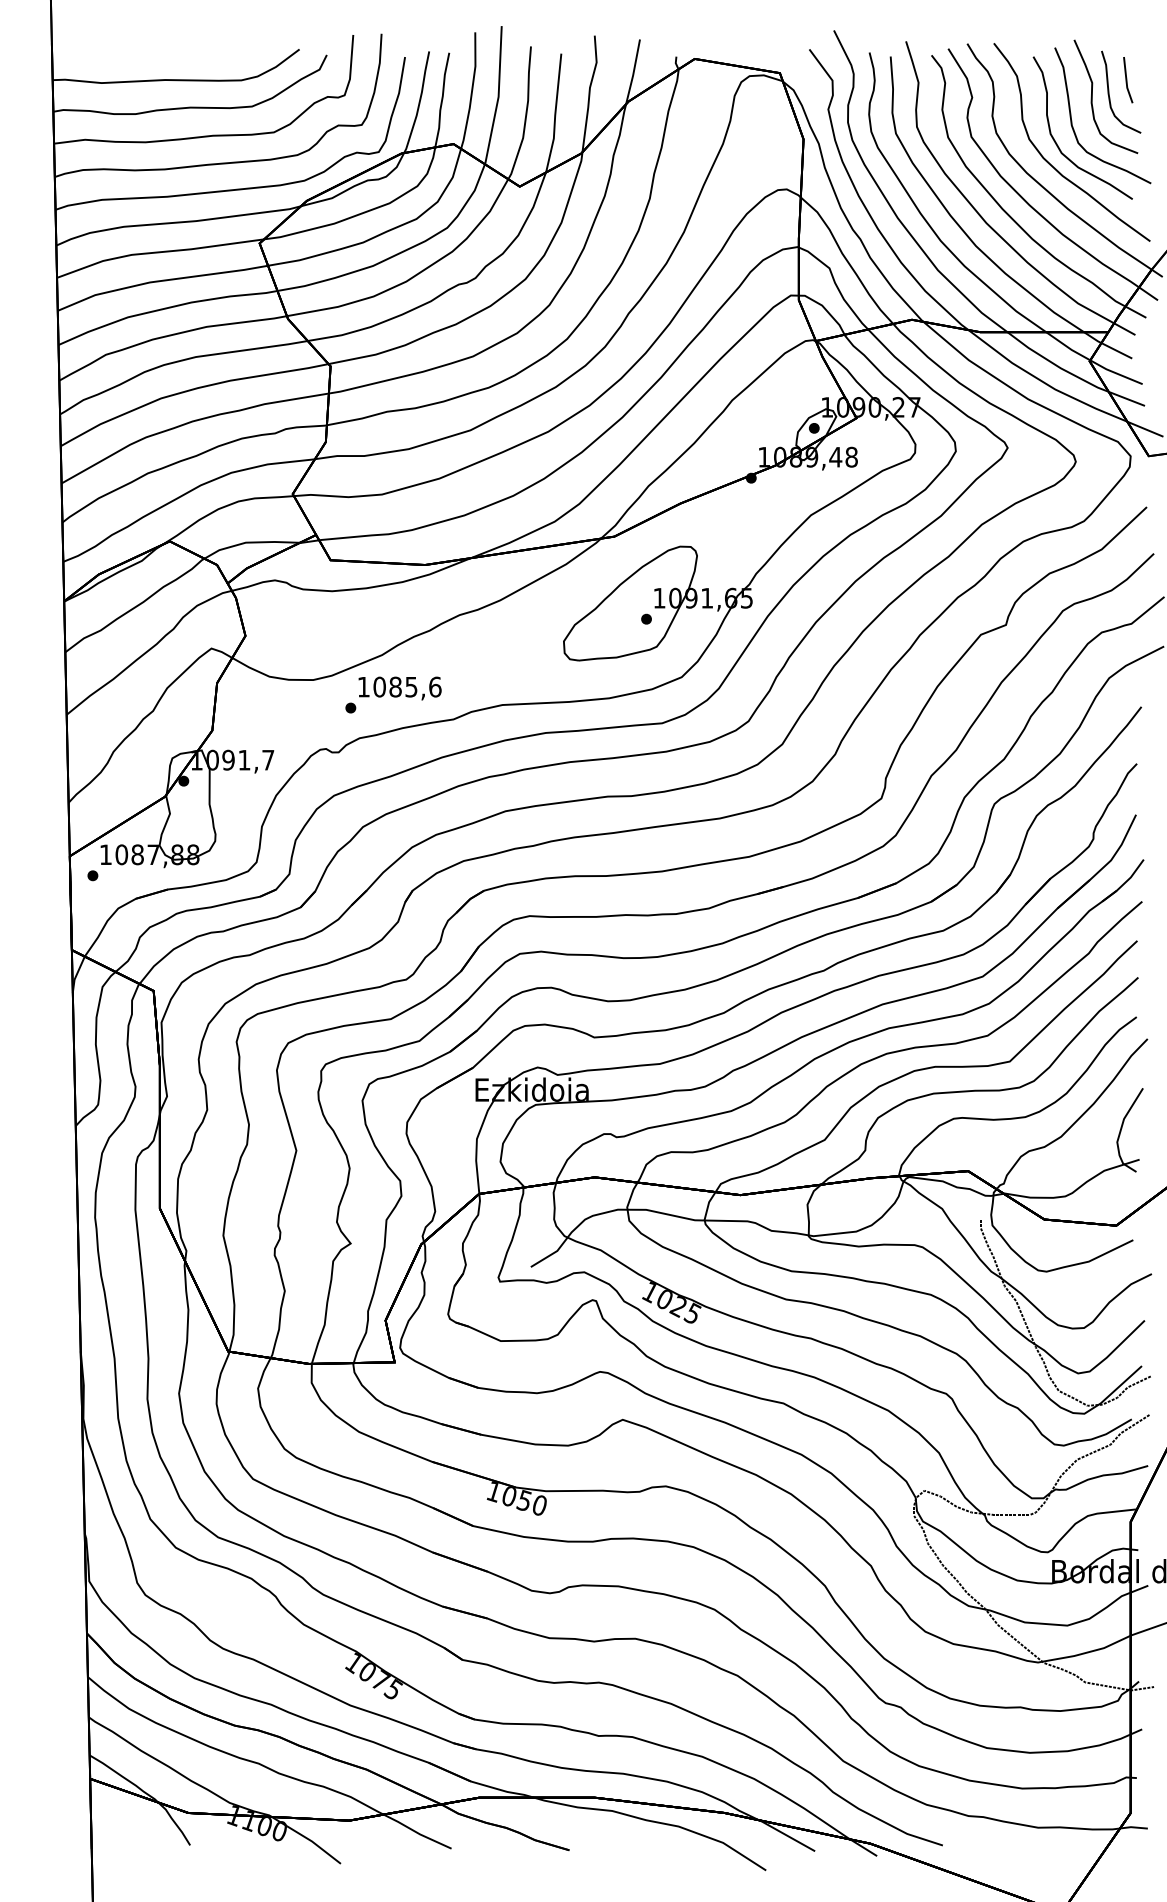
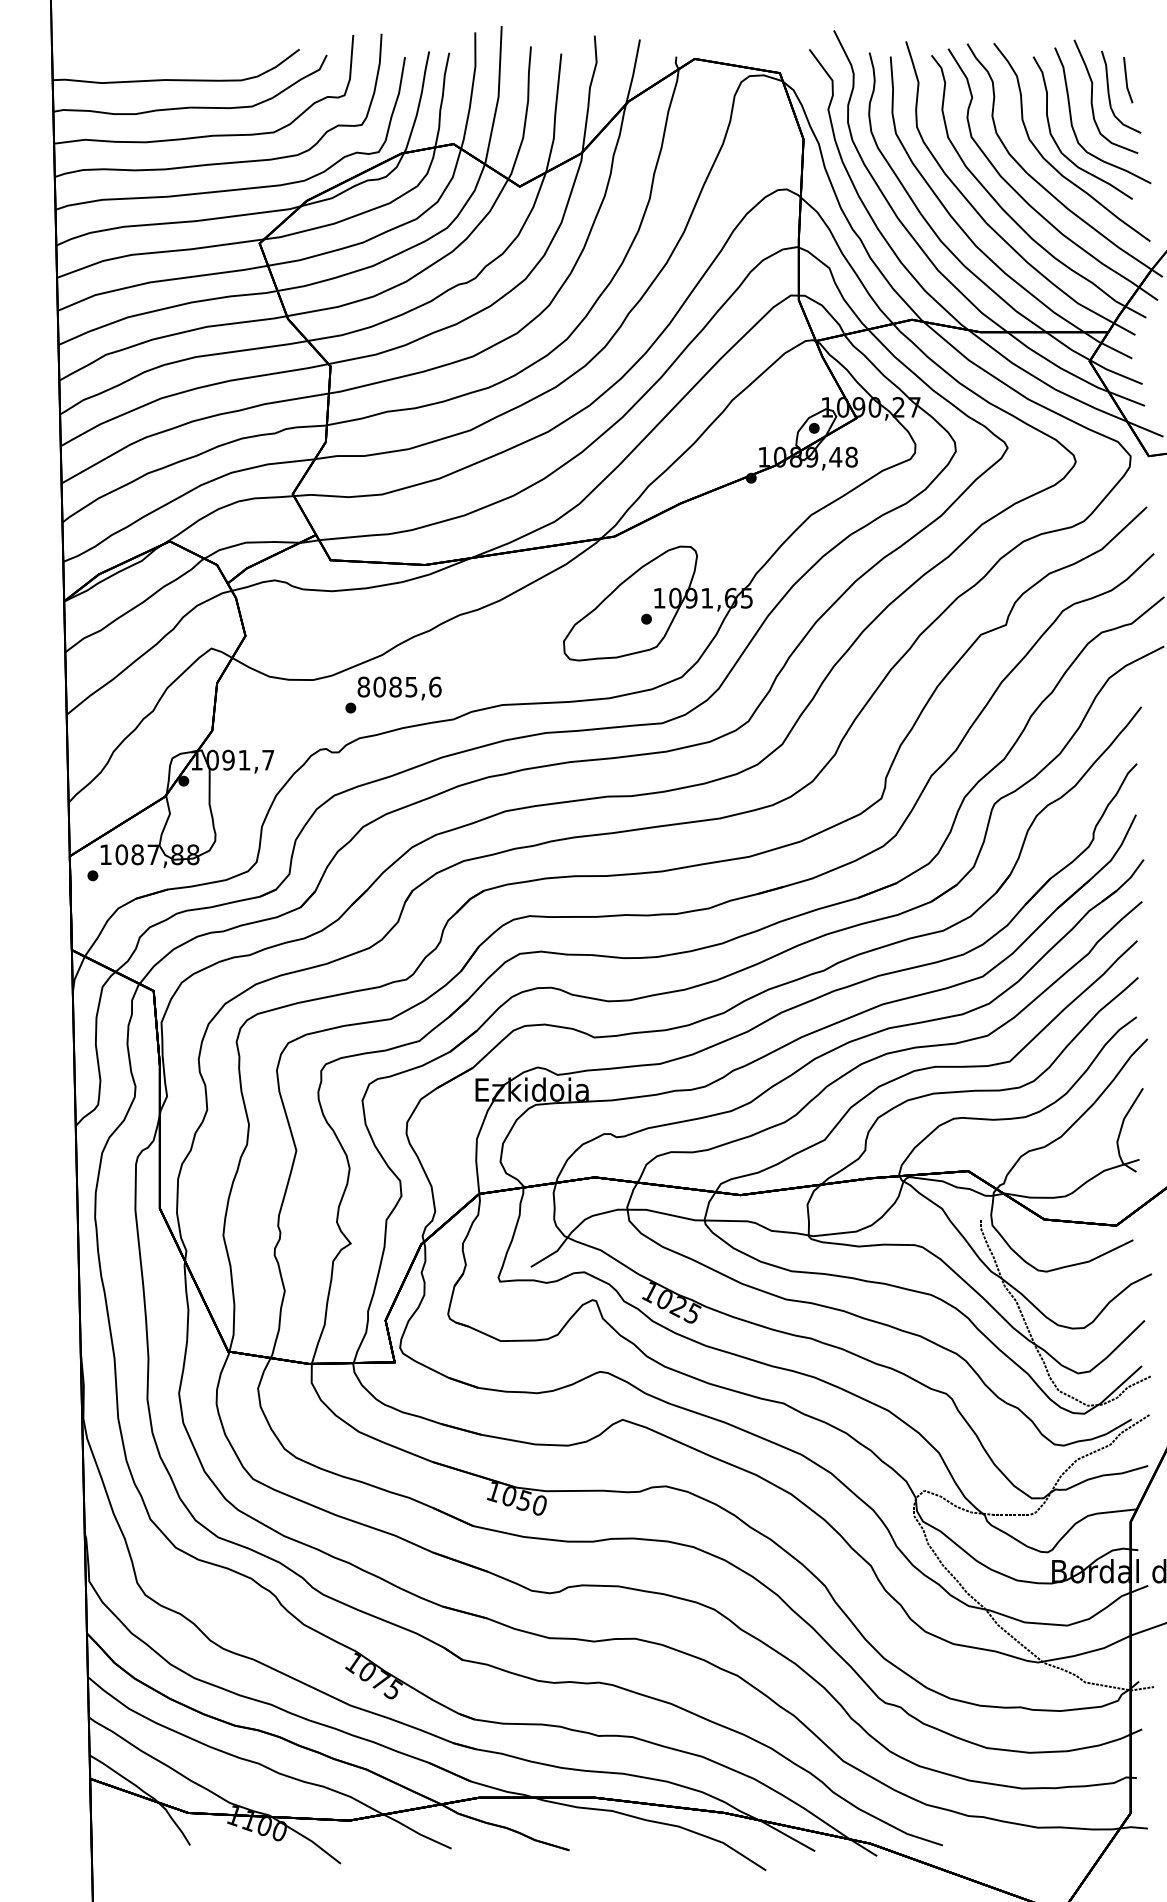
text: 1085,6 -> 8085,6 (363, 686)
